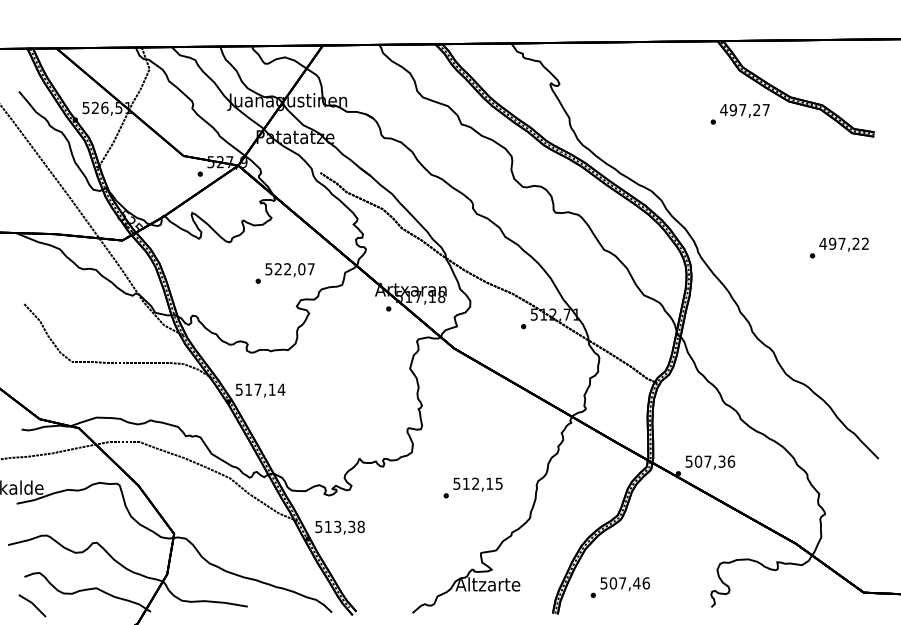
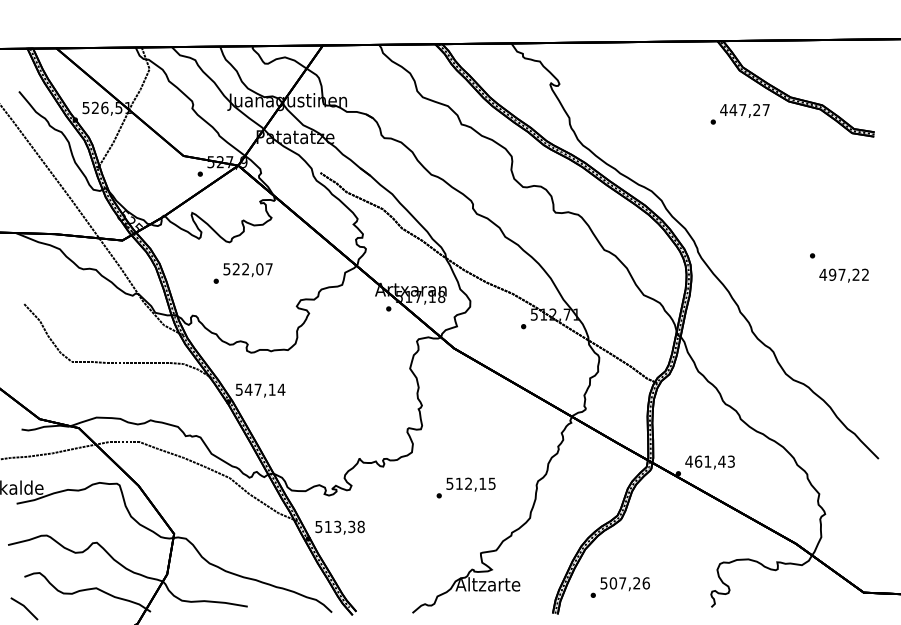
text: 497,27 -> 447,27 (733, 110)
text position: (843, 244) -> (843, 275) (843, 275)
text position: (284, 273) -> (242, 273) (242, 273)
text: 517,14 -> 547,14 (248, 389)
text: 507,36 -> 461,43 (710, 461)
text position: (472, 487) -> (465, 487) (465, 487)
text: 507,46 -> 507,26 (636, 583)
line position: (32, 604) -> (24, 607) (24, 607)
